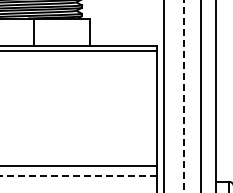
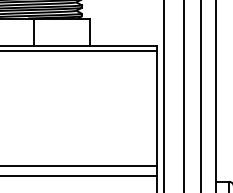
line: dashed -> solid (183, 96)
line: dashed -> solid (78, 176)
